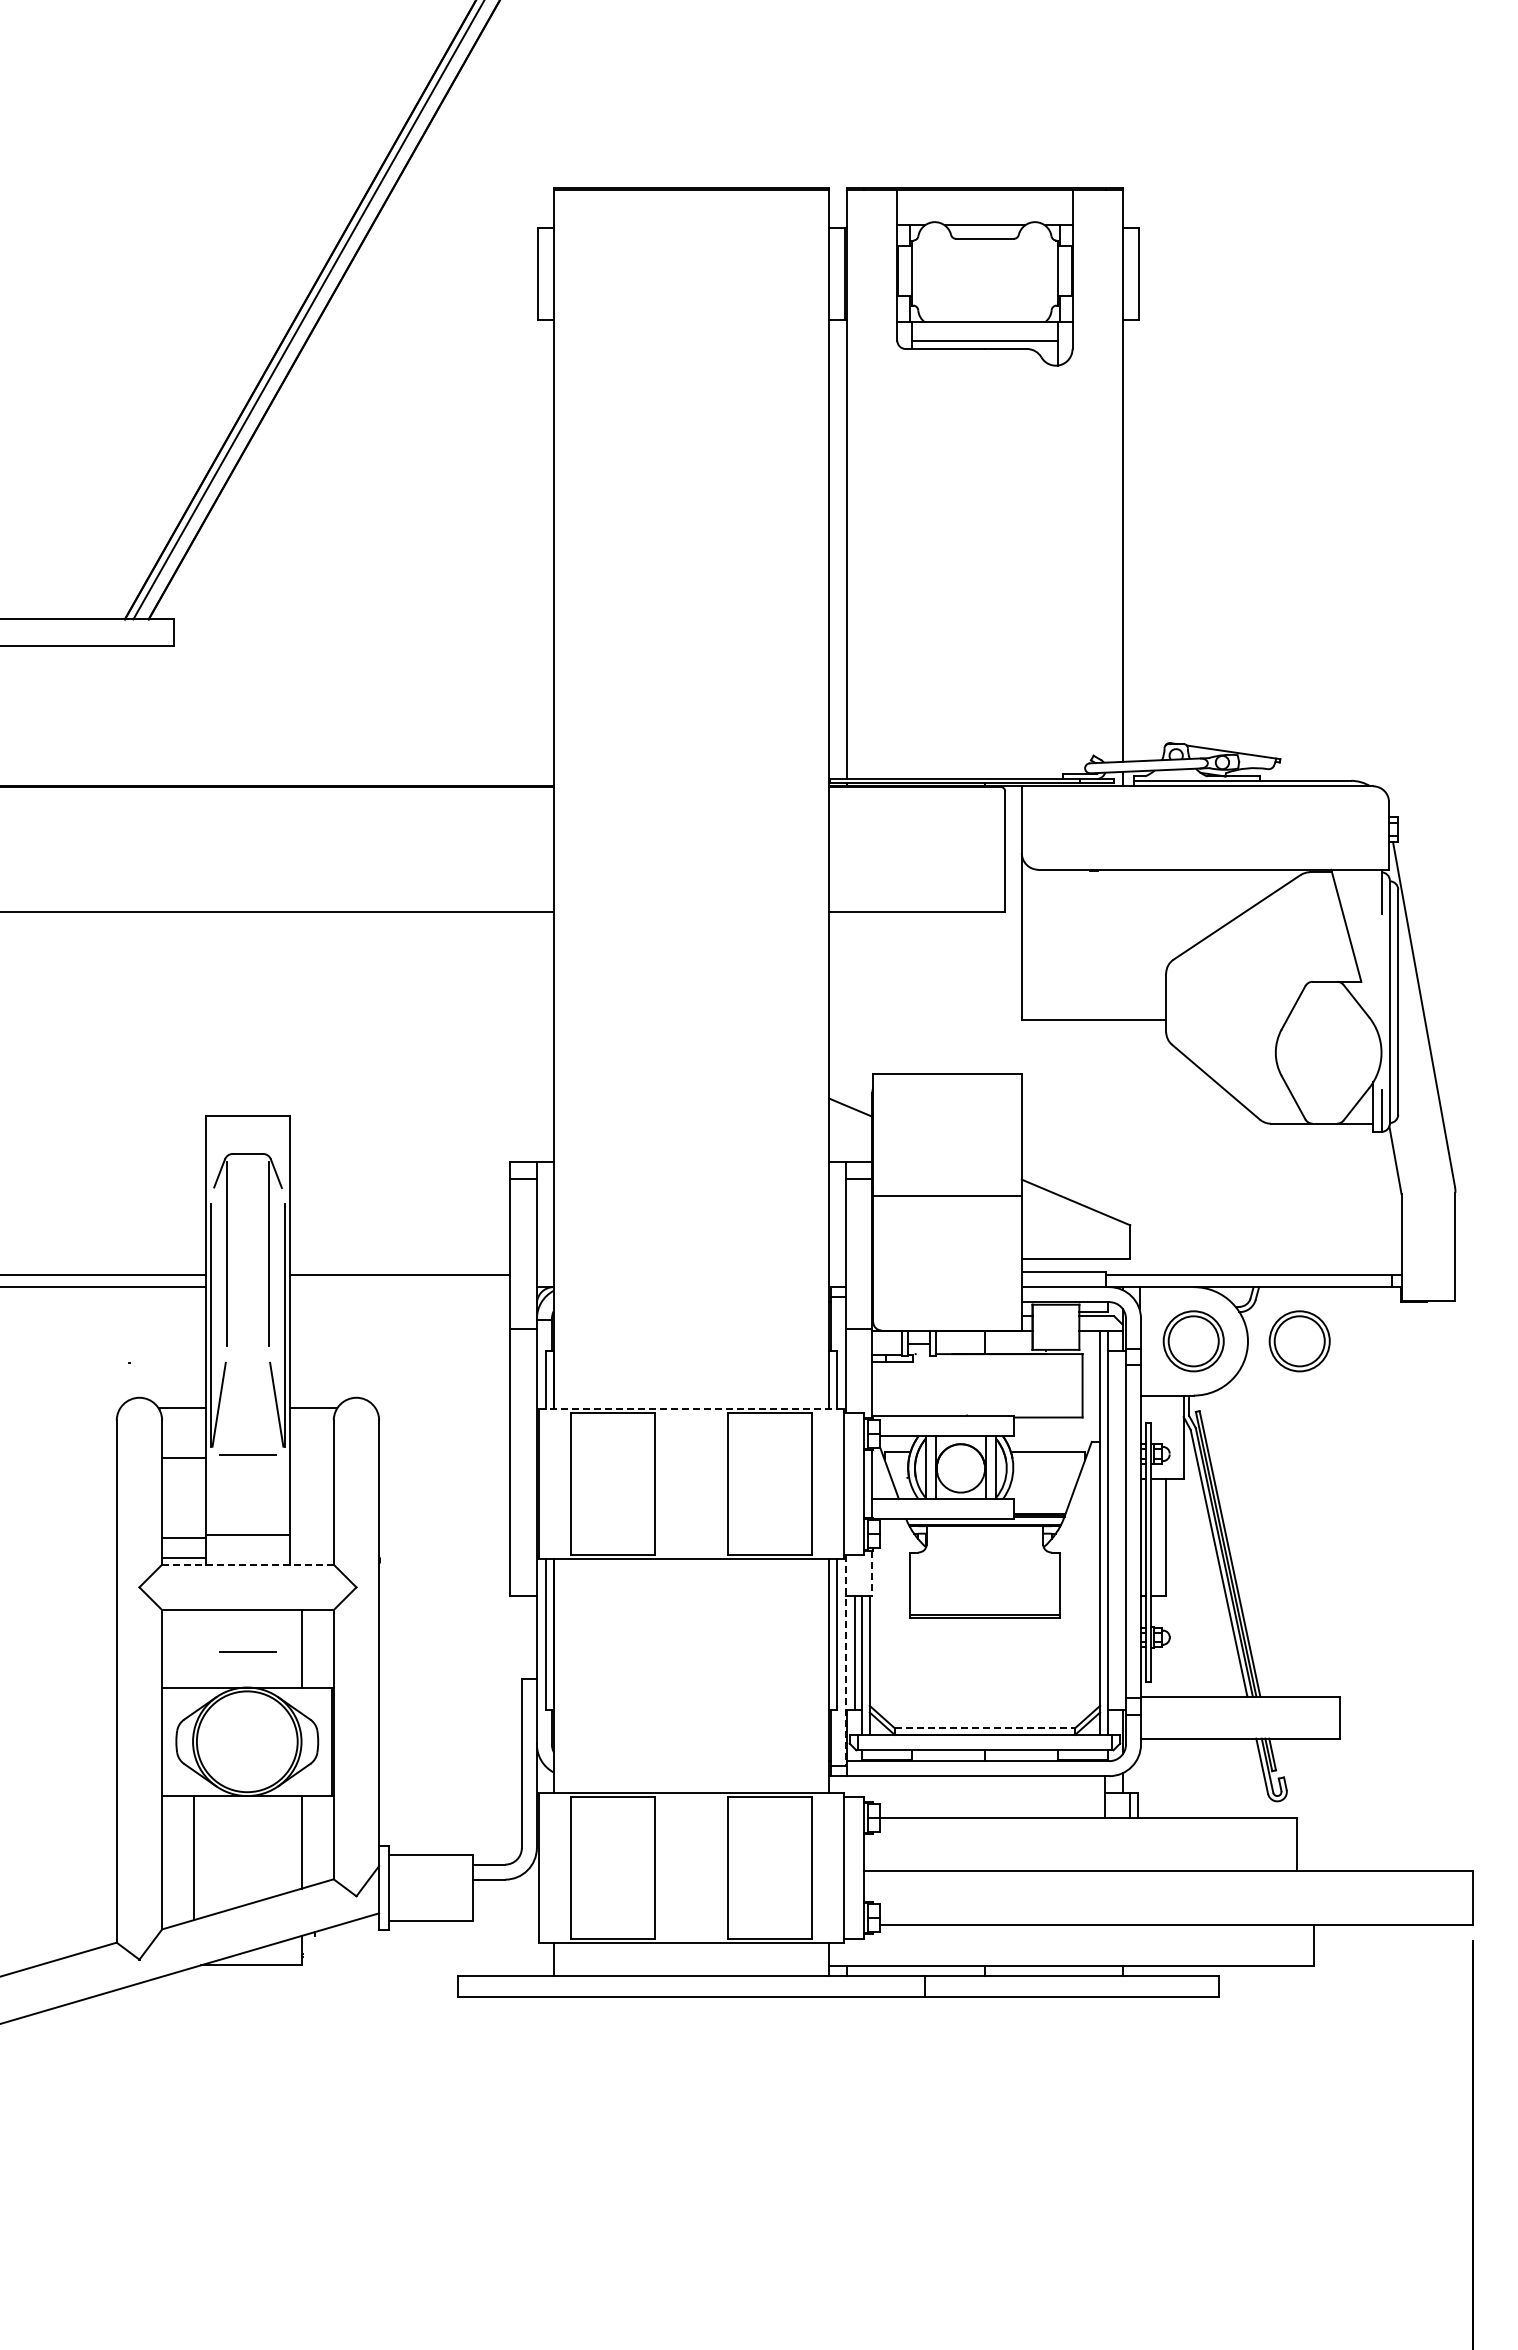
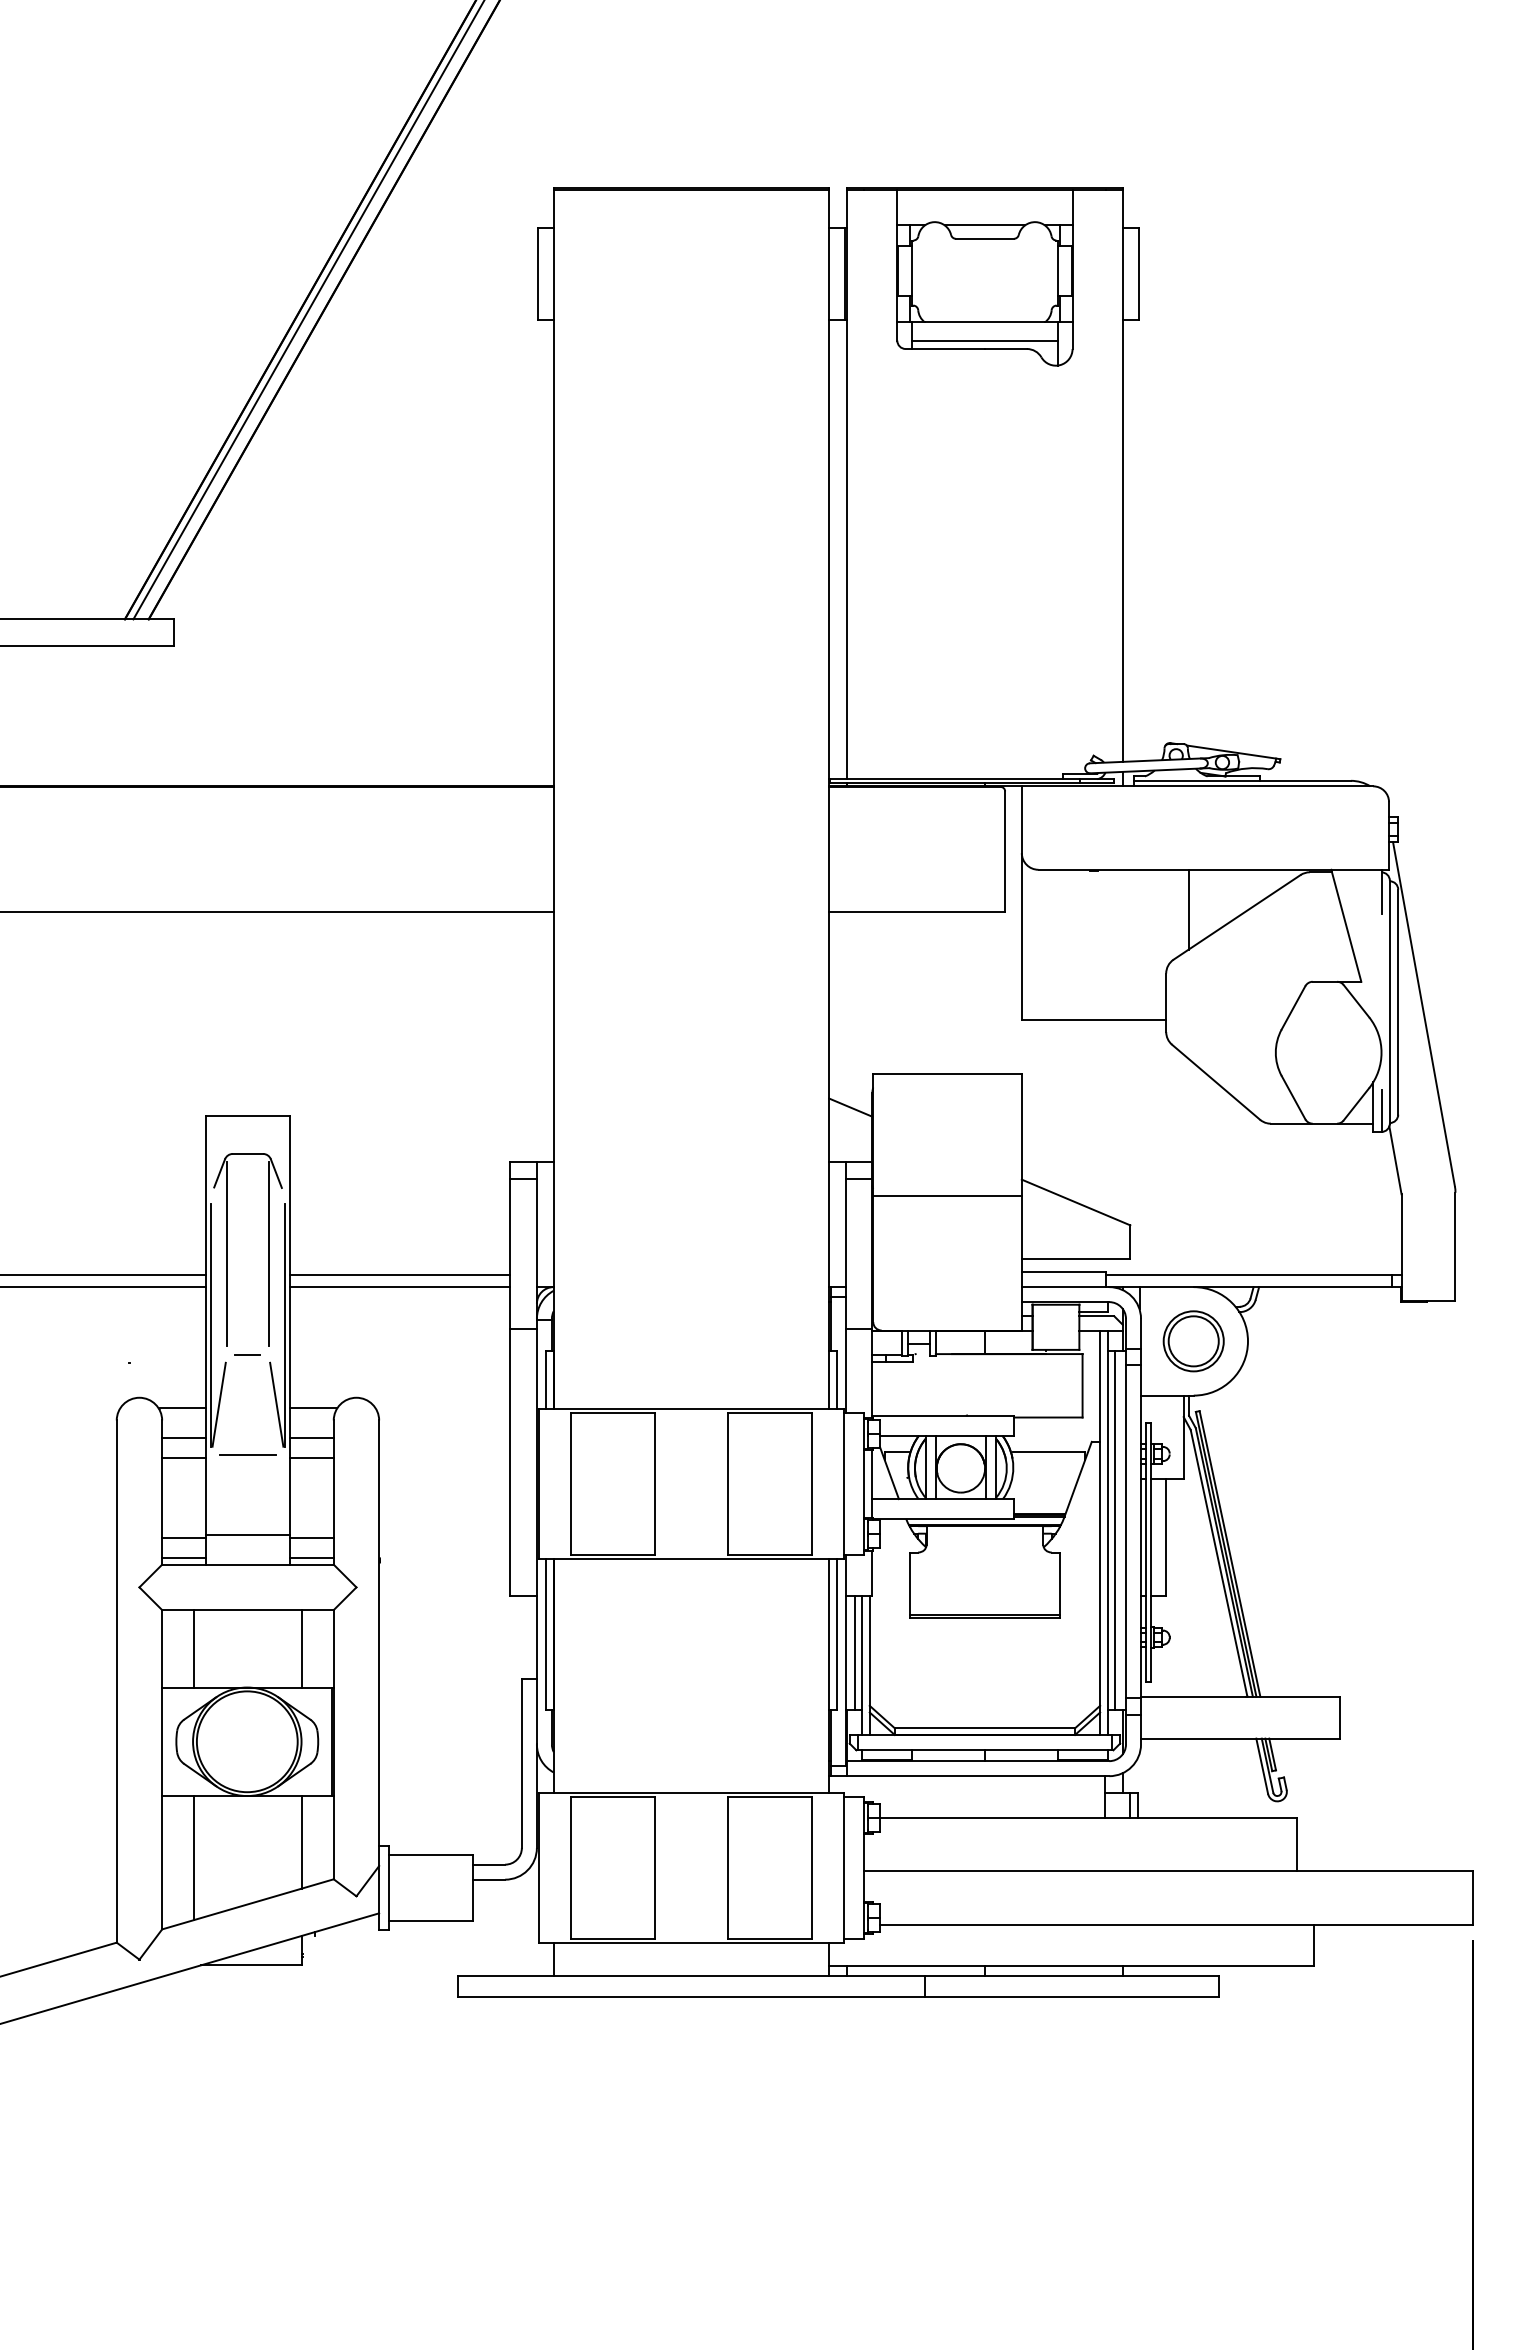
line: none -> present (1188, 909)
line: none -> present (399, 1287)
part: present -> none (1299, 1341)
line: none -> present (247, 1354)
line: dashed -> solid (691, 1408)
line: none -> present (184, 1438)
line: none -> present (311, 1438)
line: none -> present (311, 1458)
line: none -> present (1114, 1530)
line: none -> present (311, 1538)
line: none -> present (311, 1558)
line: dashed -> solid (247, 1564)
line: dashed -> solid (872, 1573)
line: none -> present (193, 1648)
line: present -> none (247, 1651)
line: dashed -> solid (845, 1660)
line: dashed -> solid (985, 1728)
